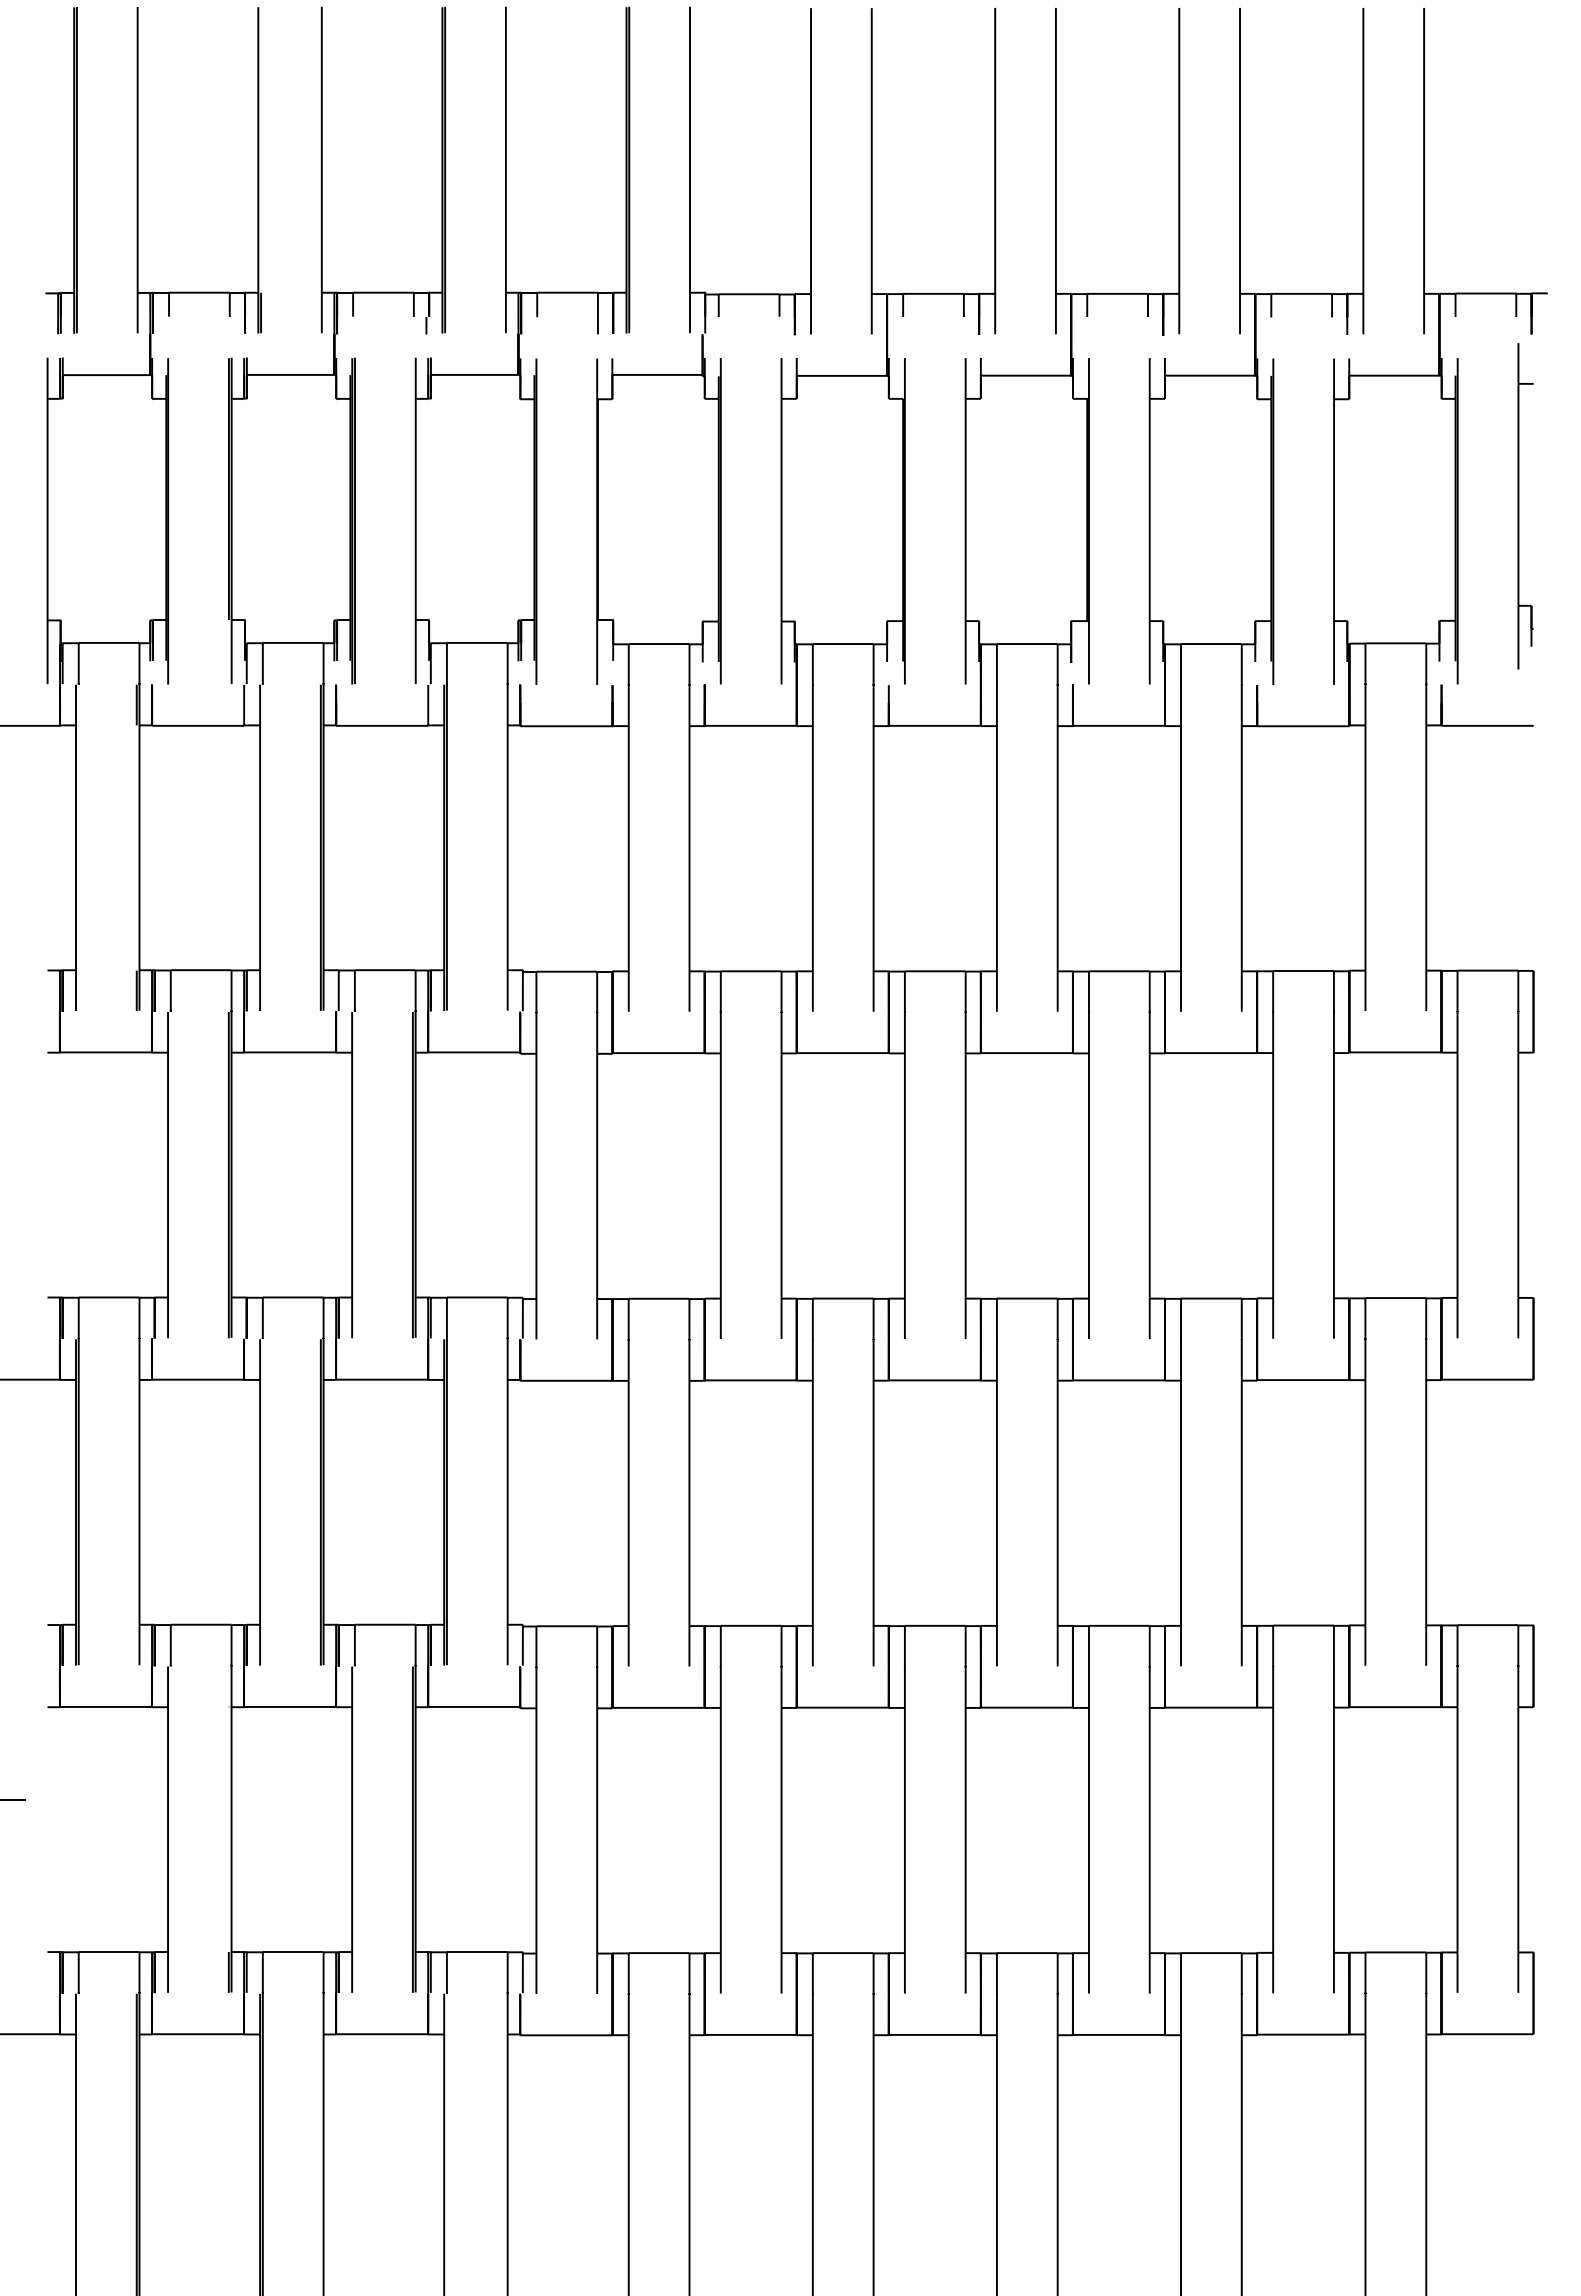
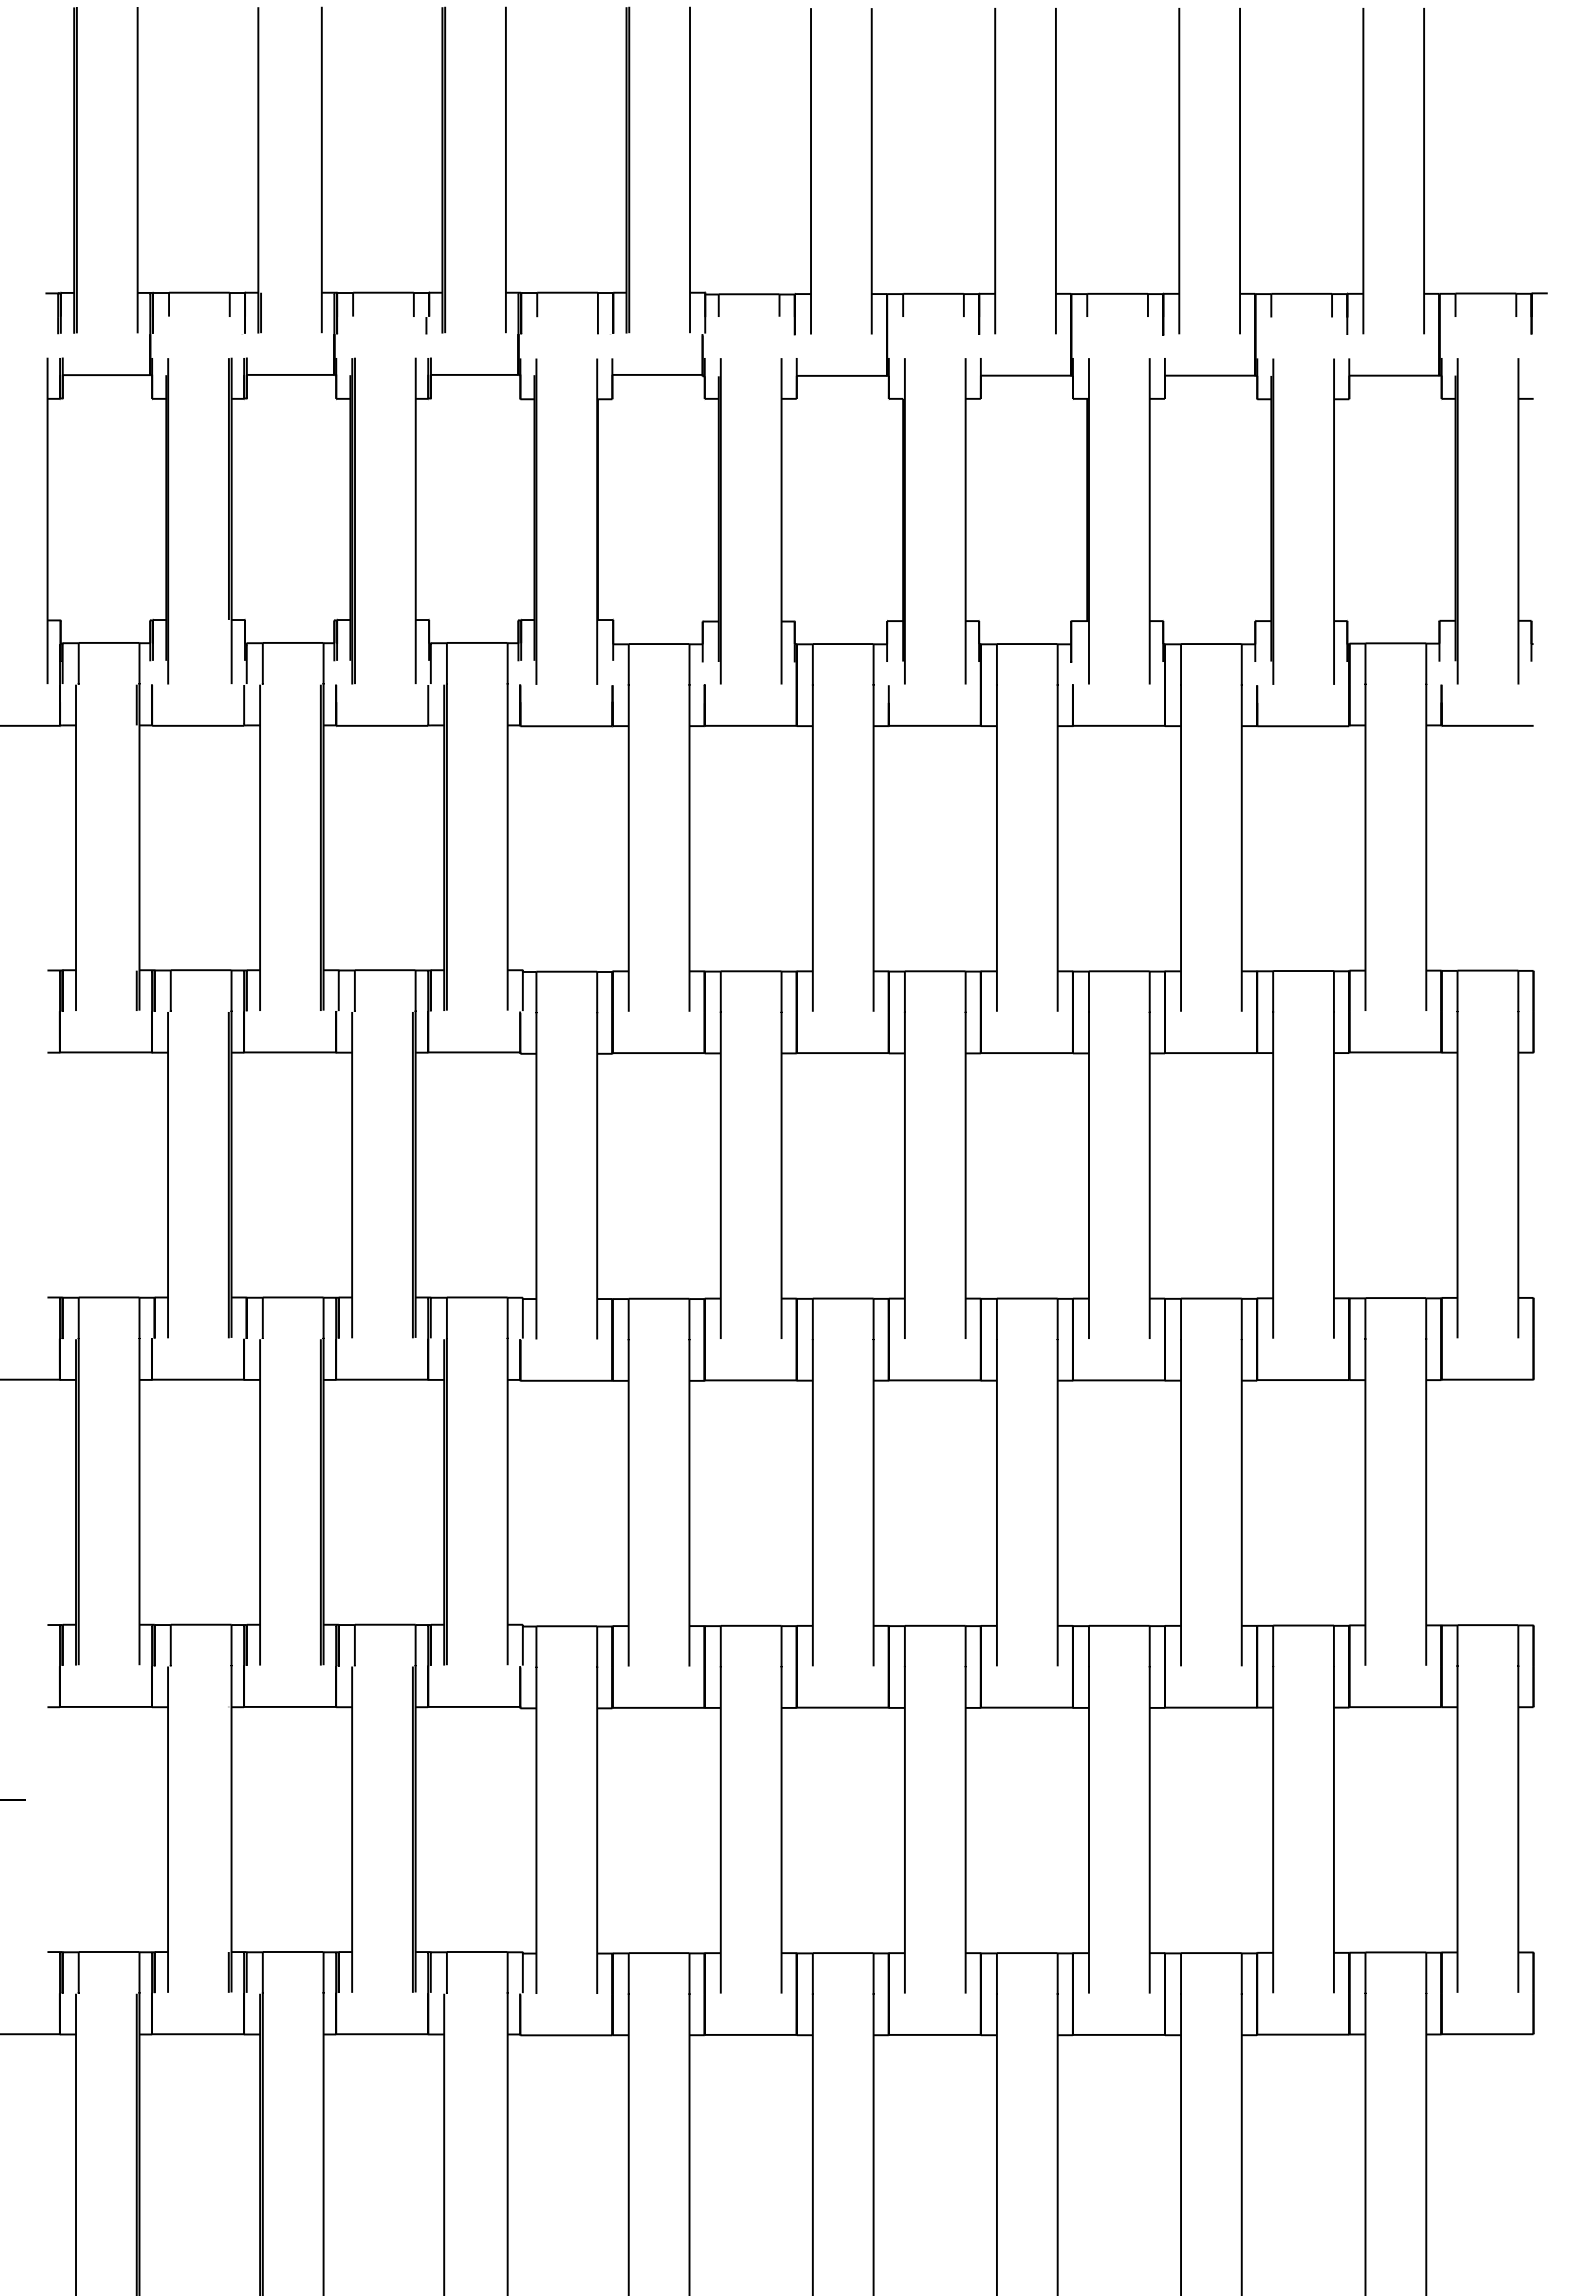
part position: (1525, 506) -> (1525, 521) (1525, 521)
